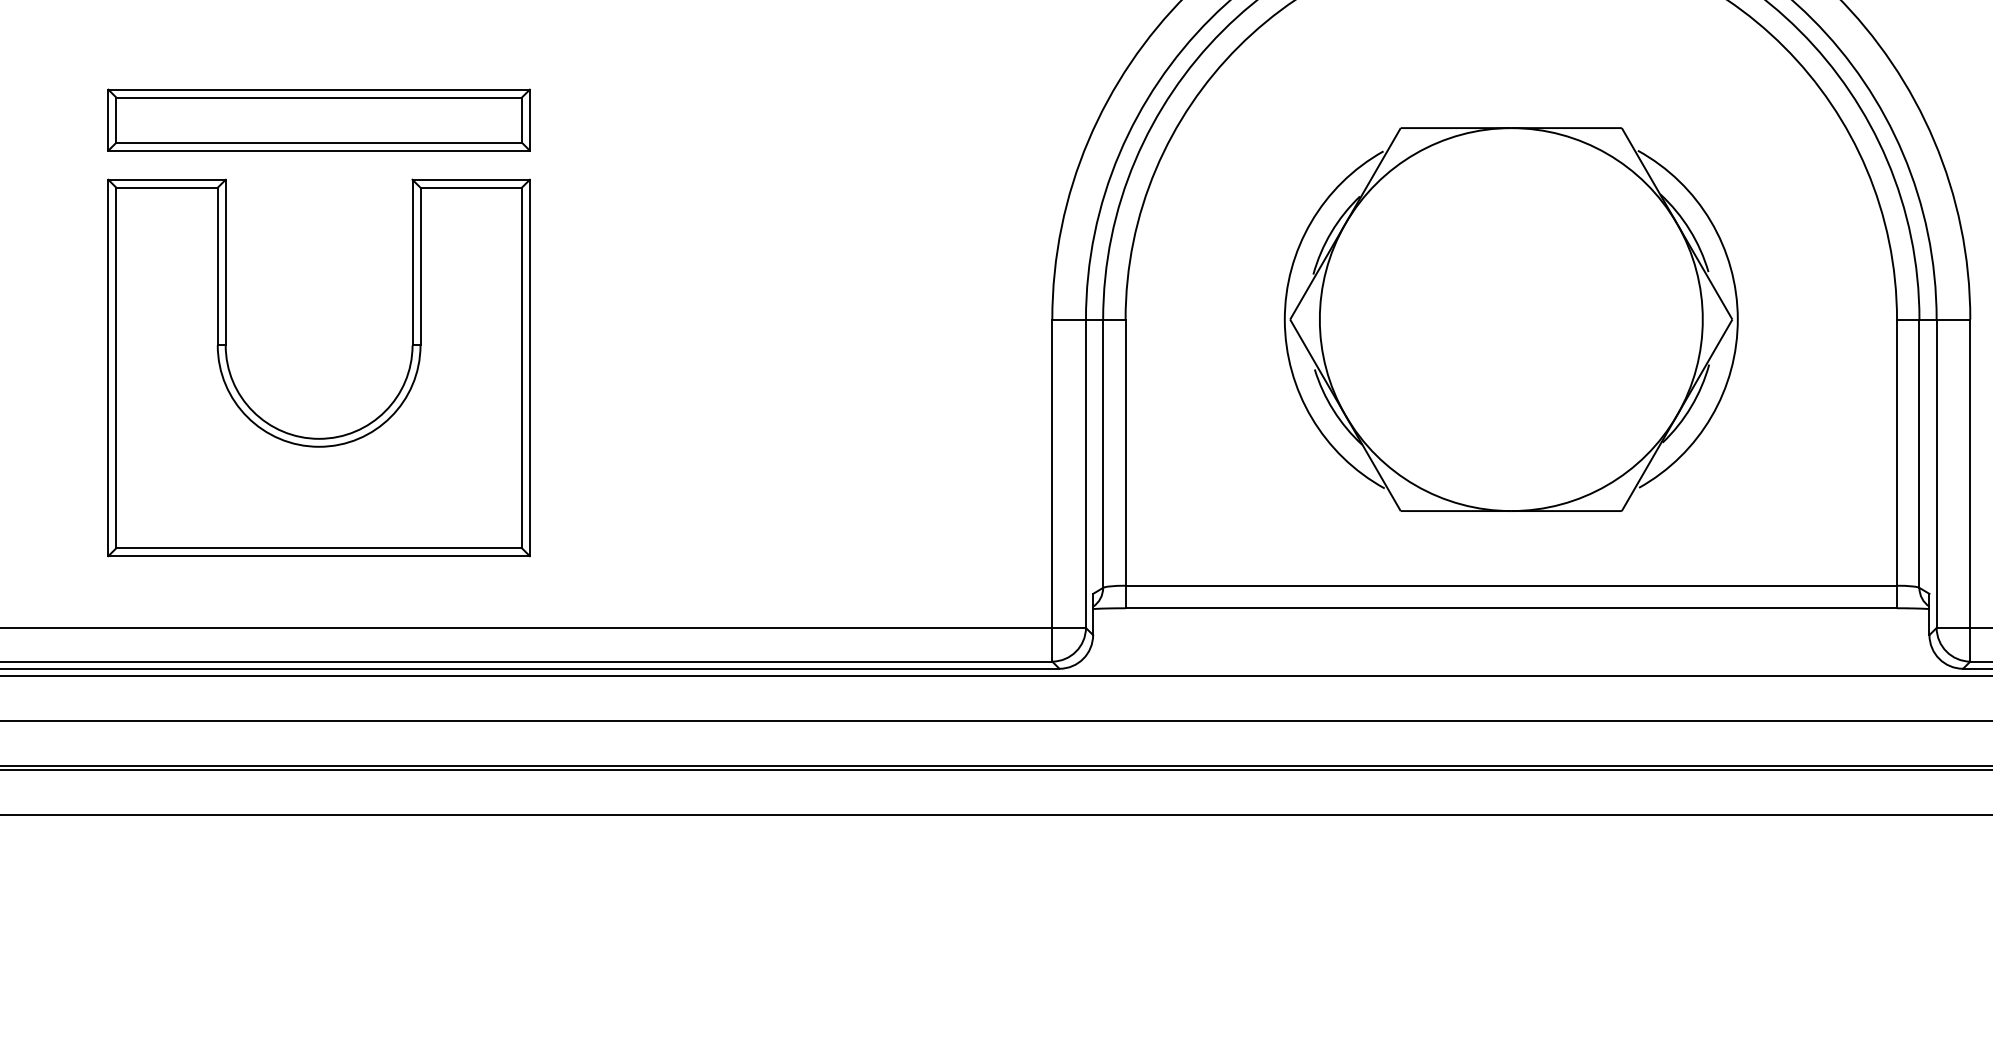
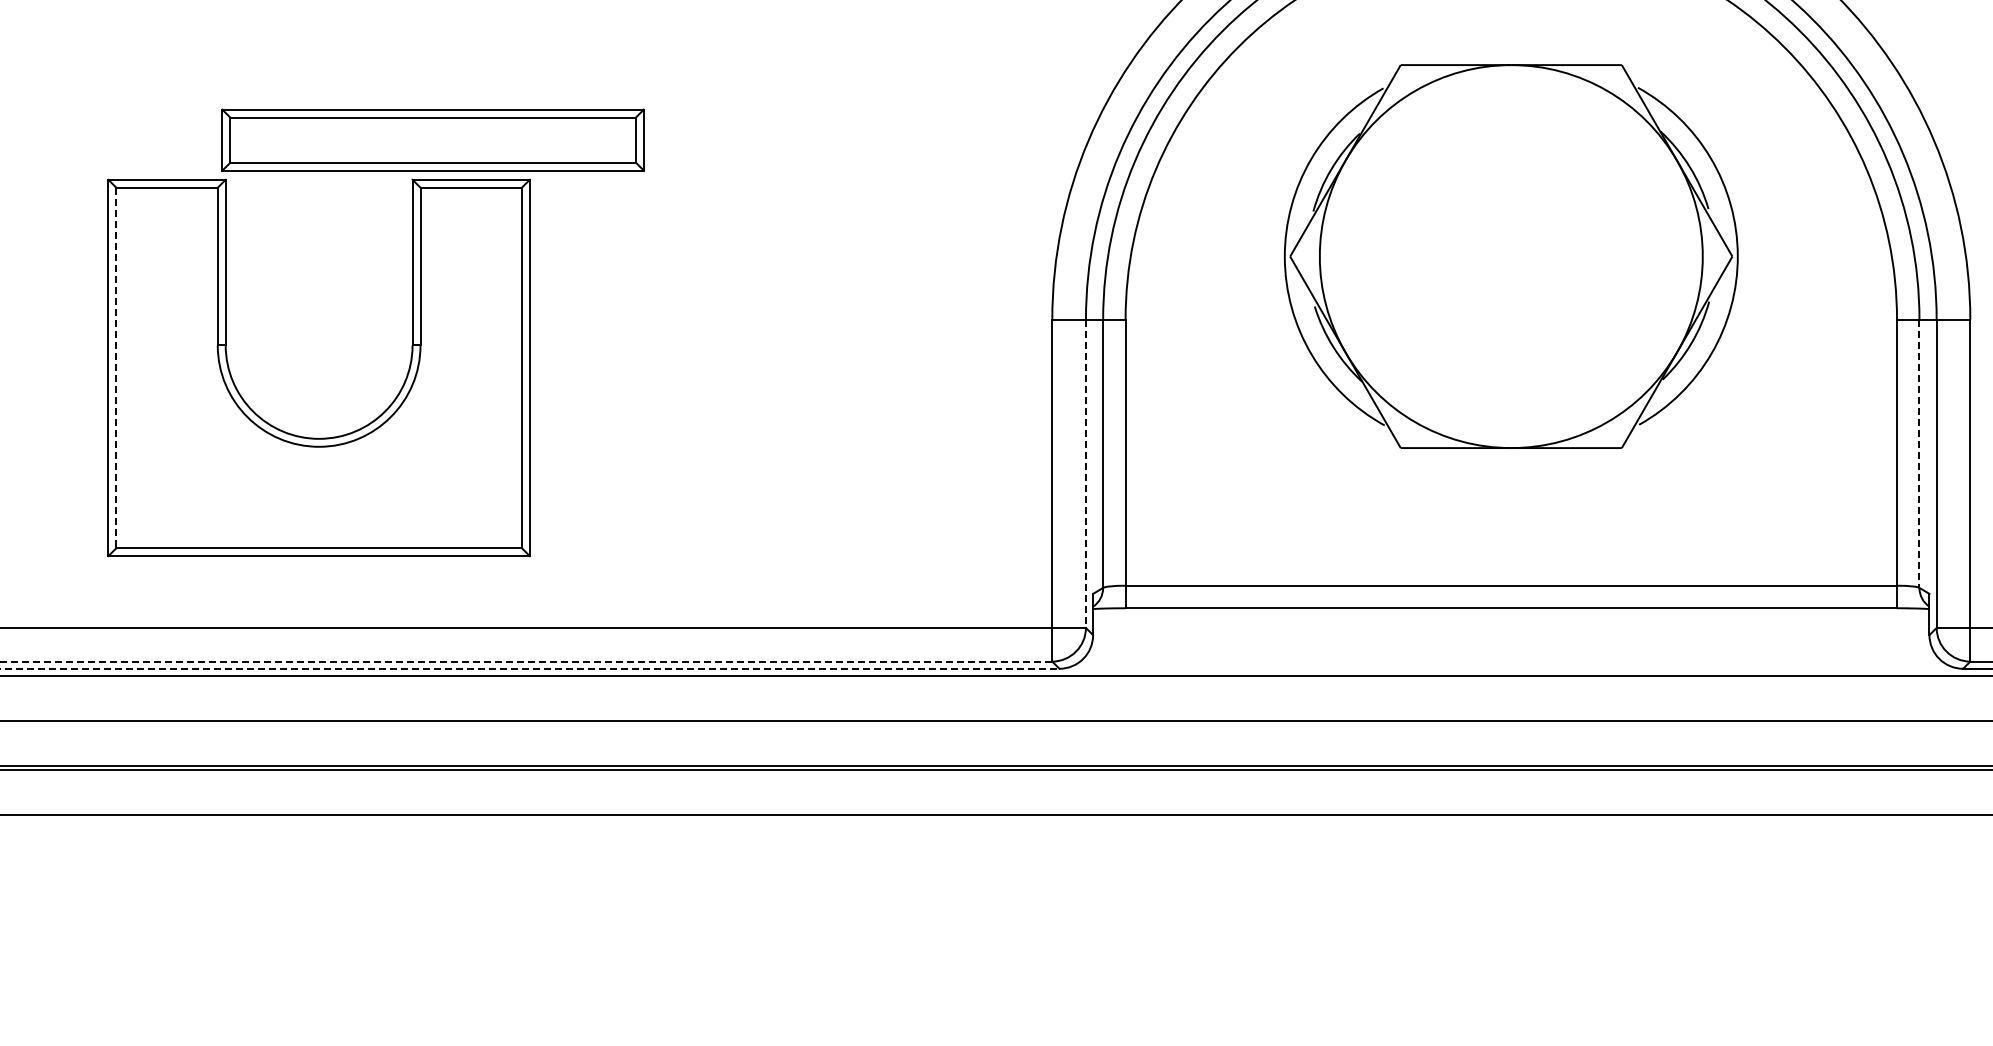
part position: (318, 119) -> (432, 139) (432, 139)
part position: (1510, 319) -> (1510, 256) (1510, 256)
line: solid -> dashed (116, 368)
line: solid -> dashed (1919, 454)
line: solid -> dashed (1085, 474)
line: solid -> dashed (525, 661)
line: solid -> dashed (530, 668)
